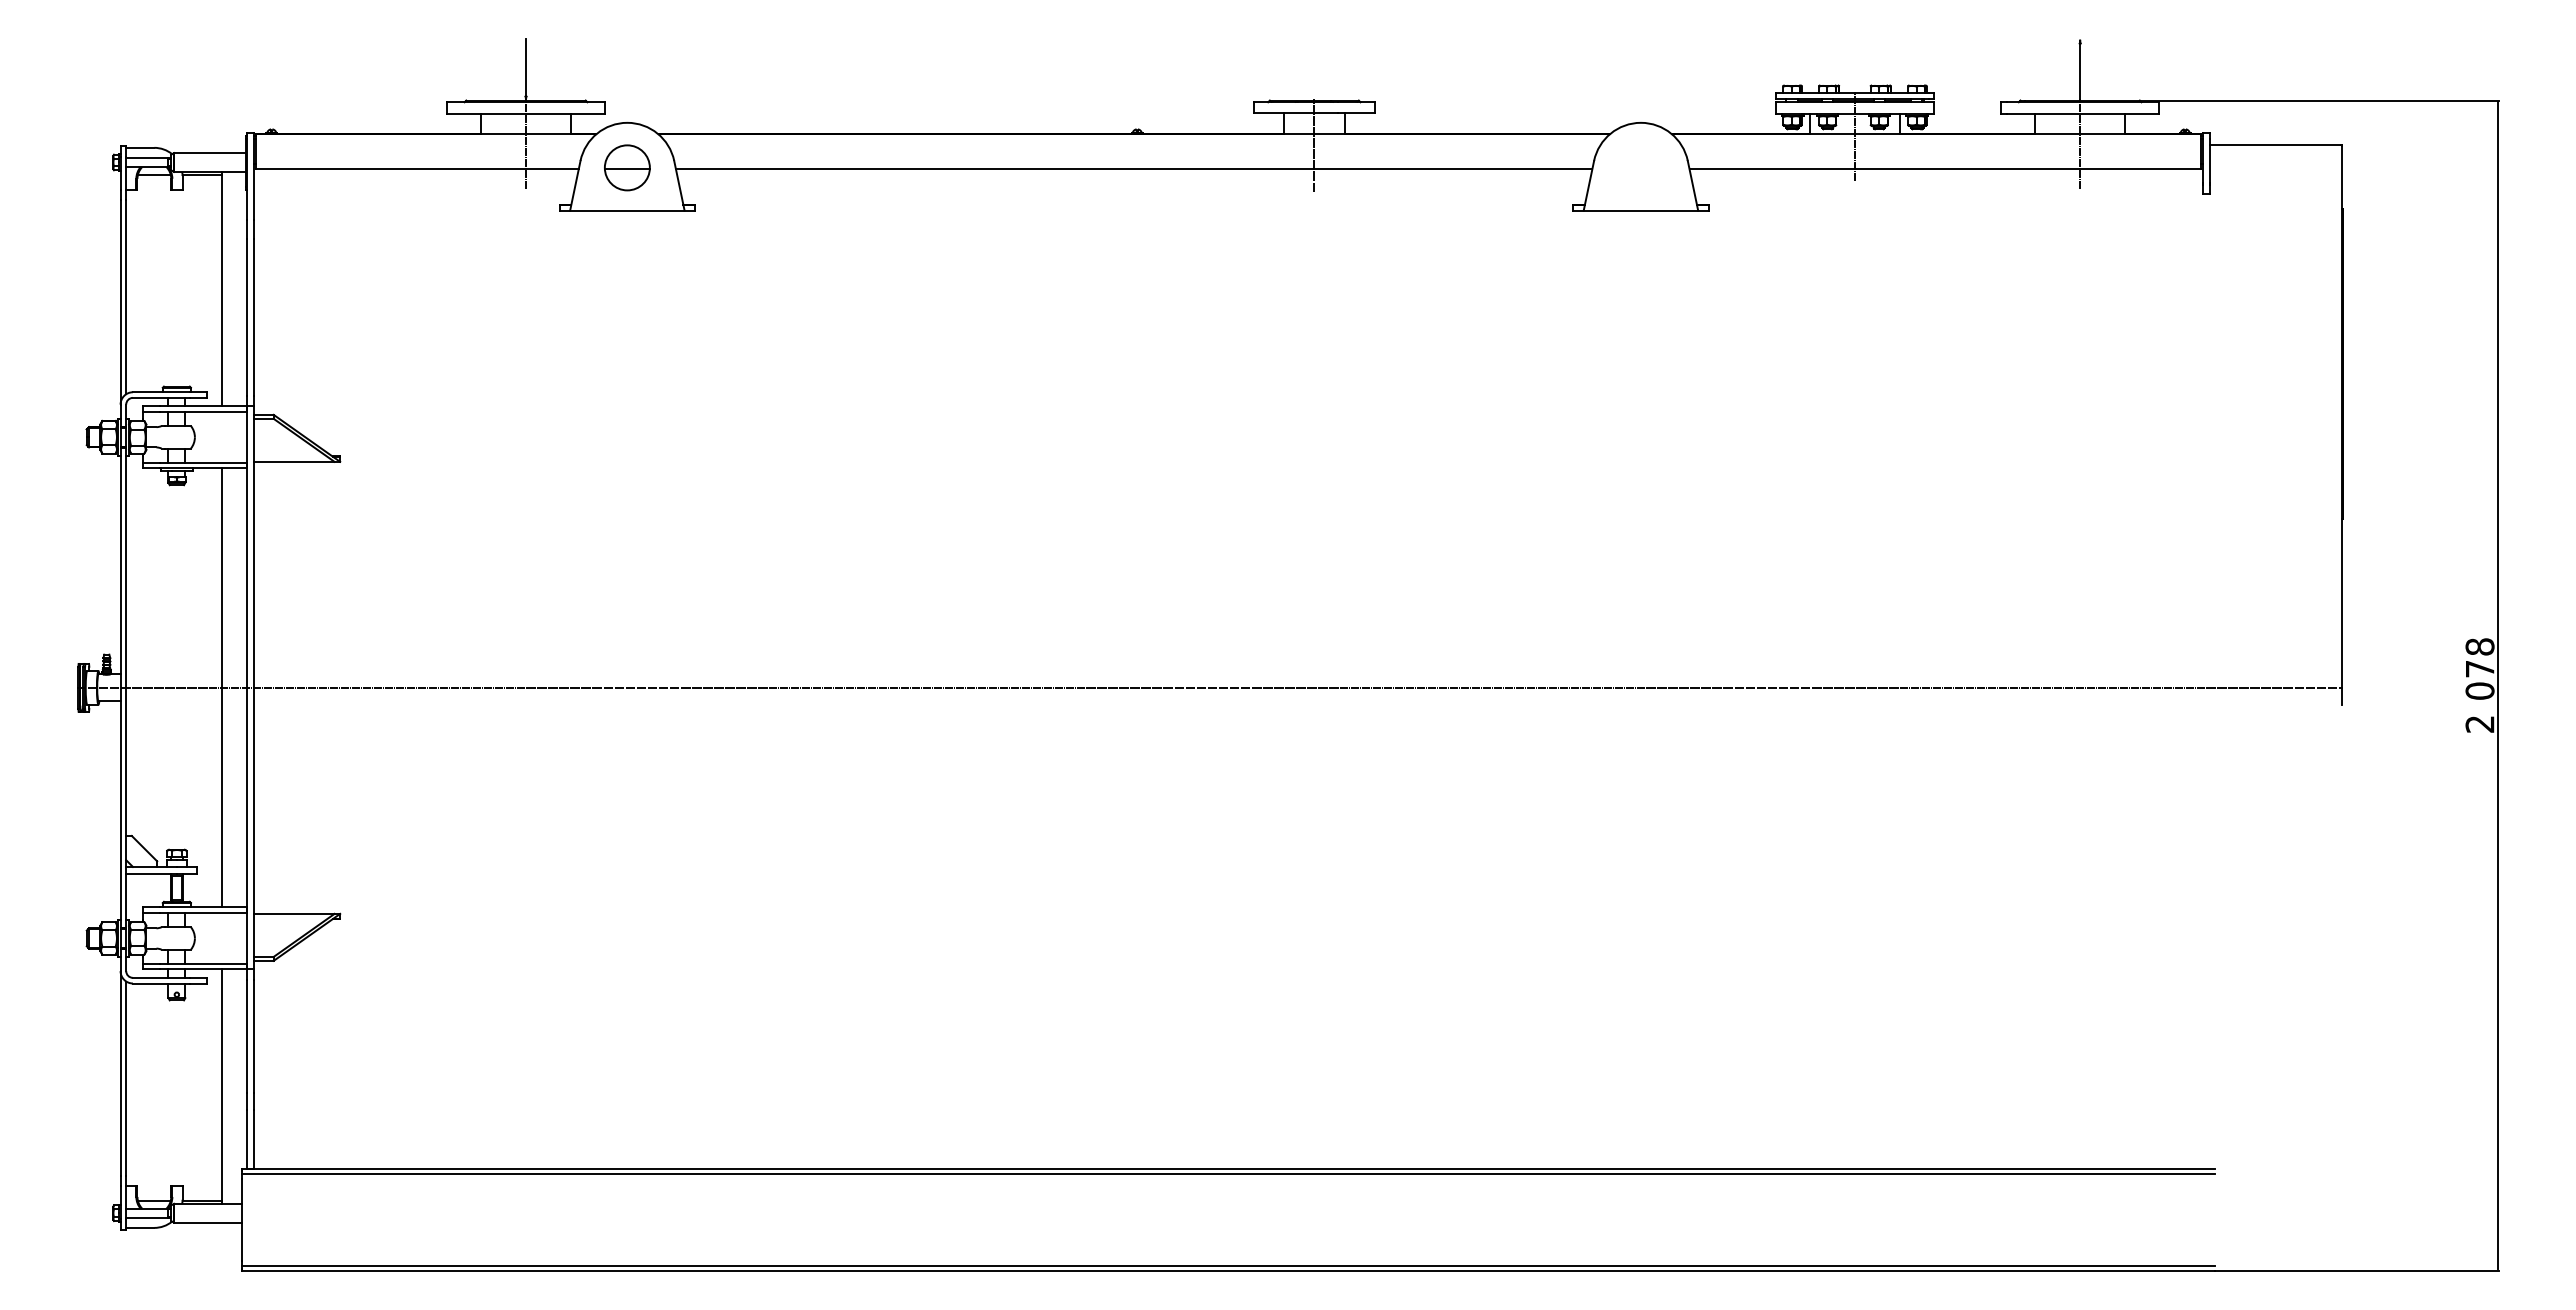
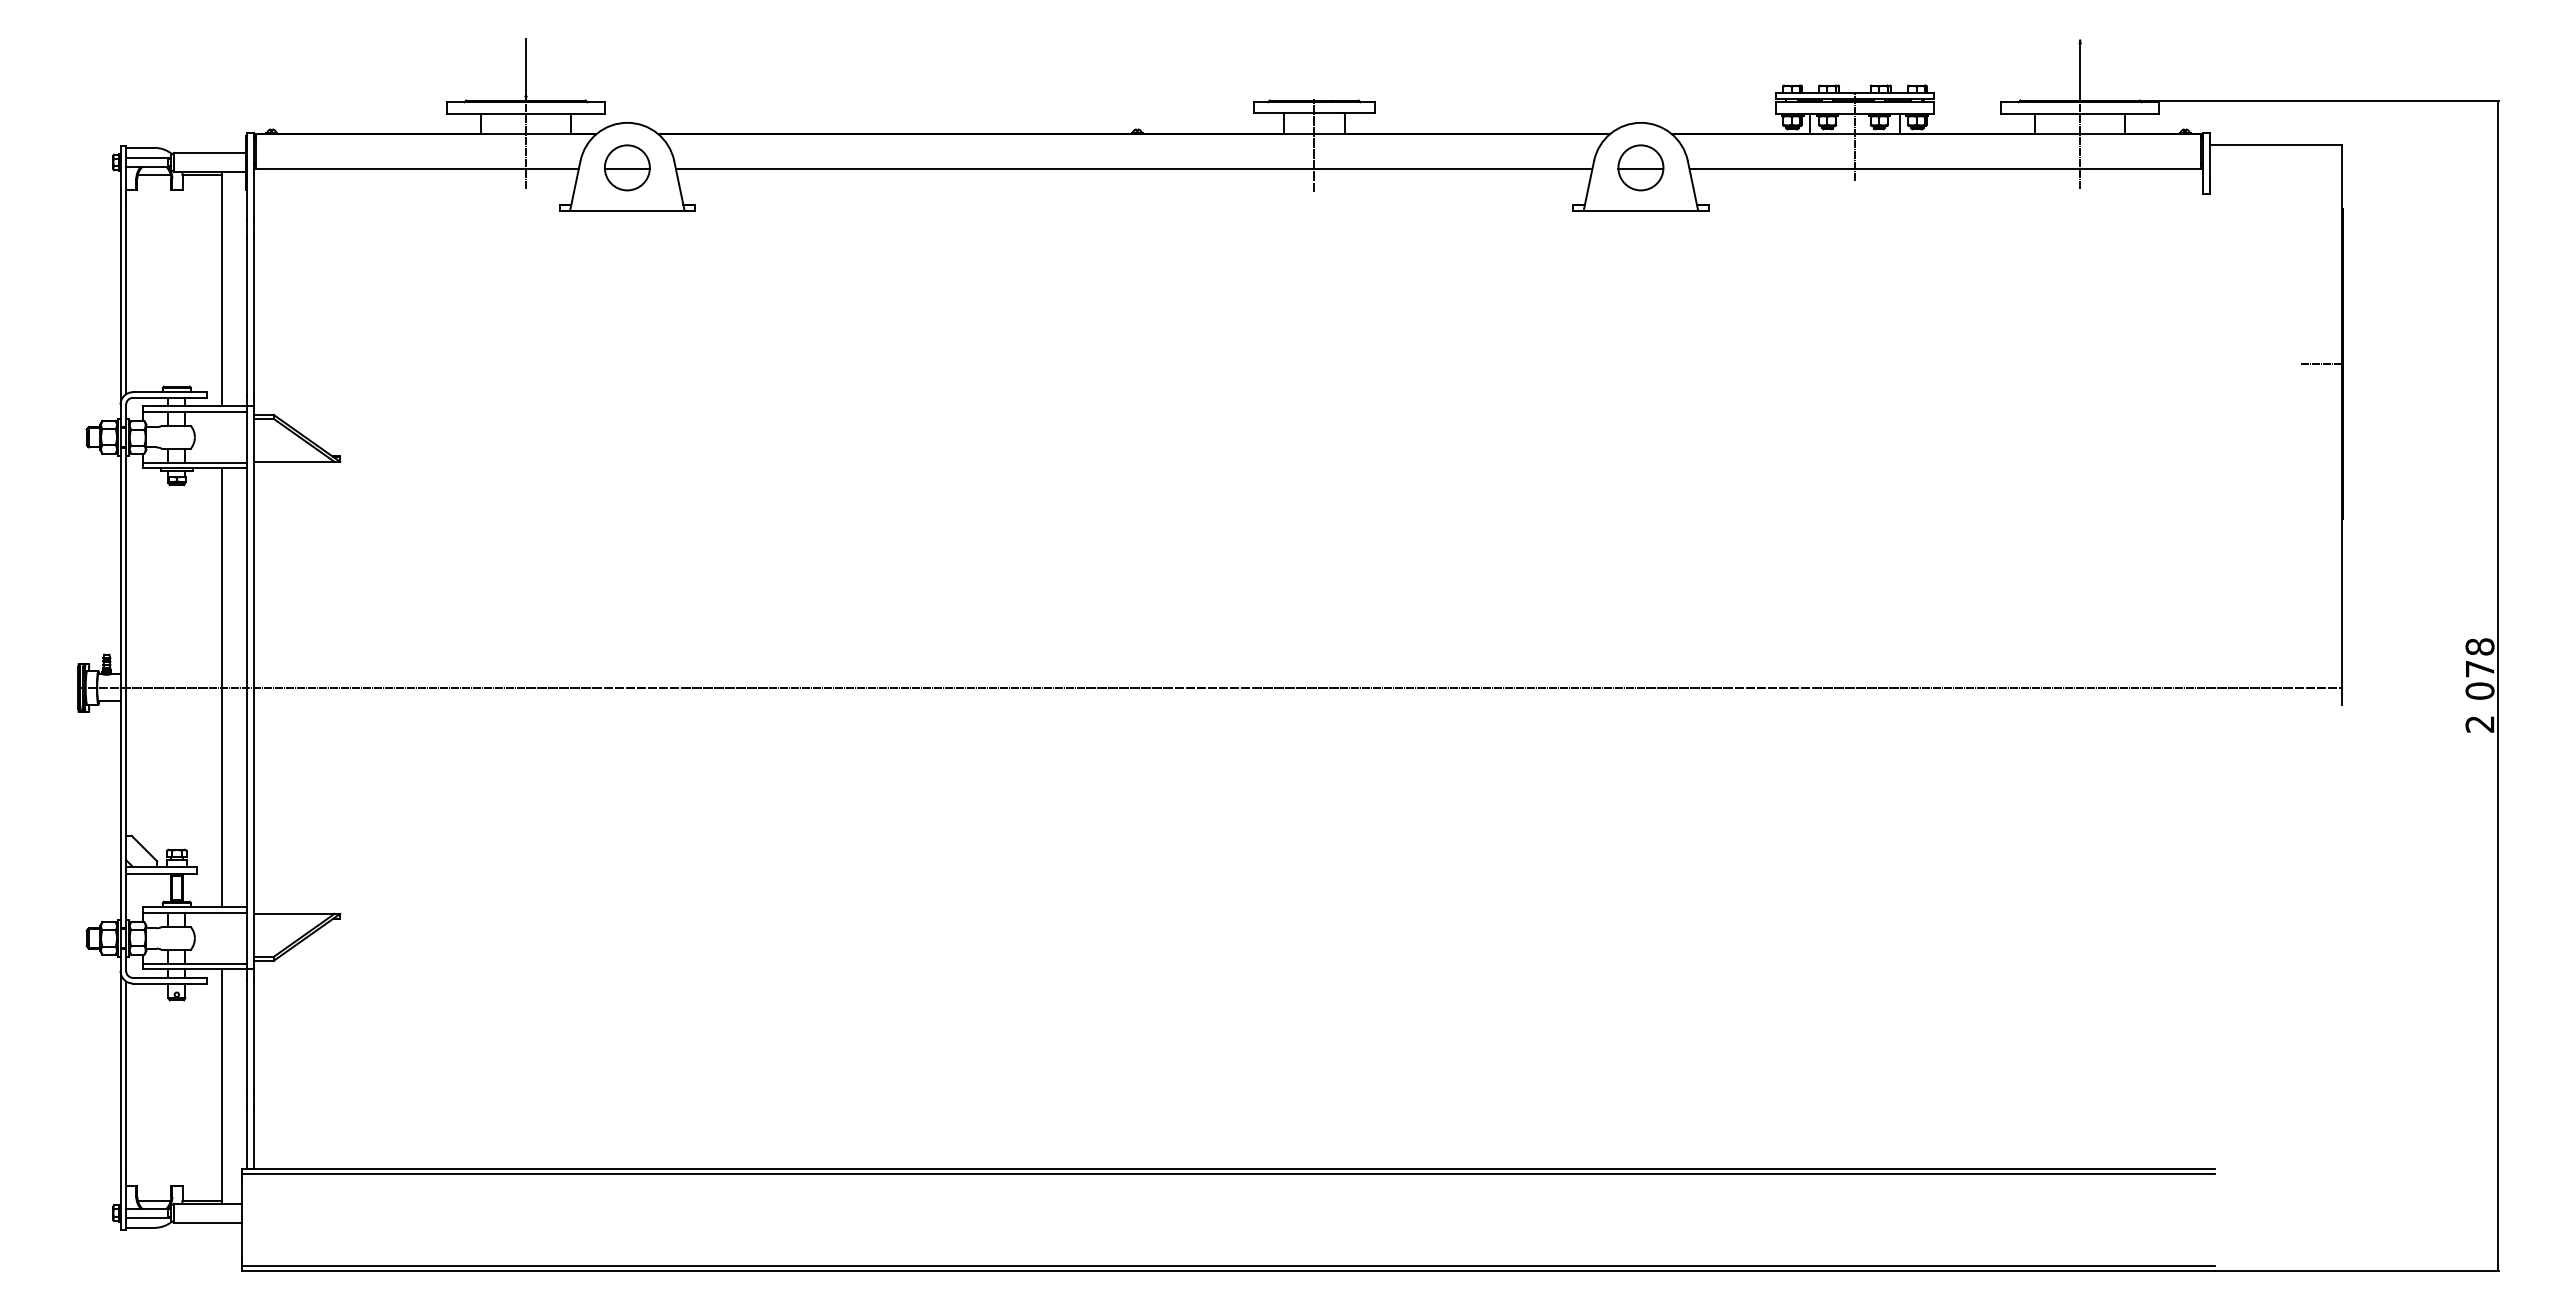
part: none -> present (1640, 167)
line: none -> present (2321, 364)
